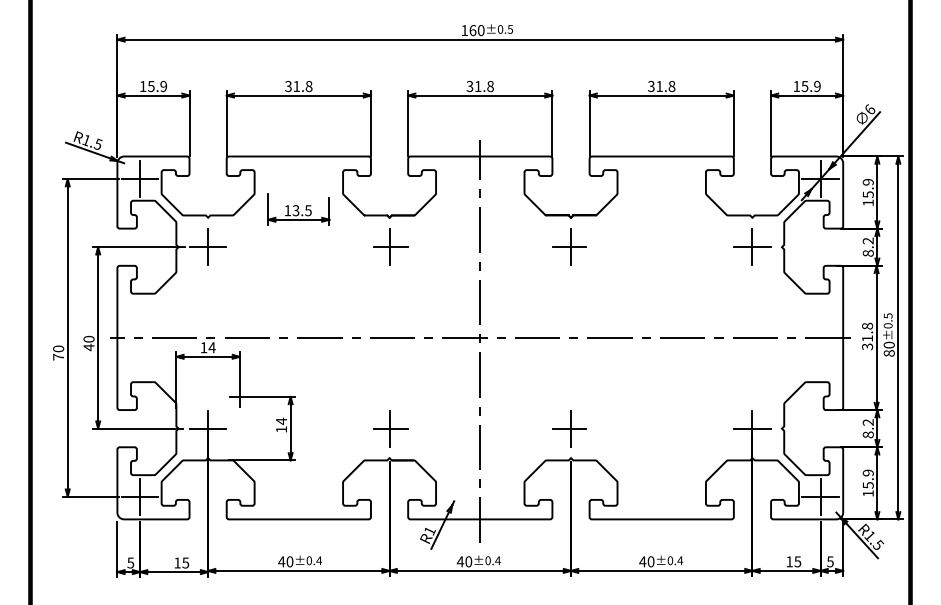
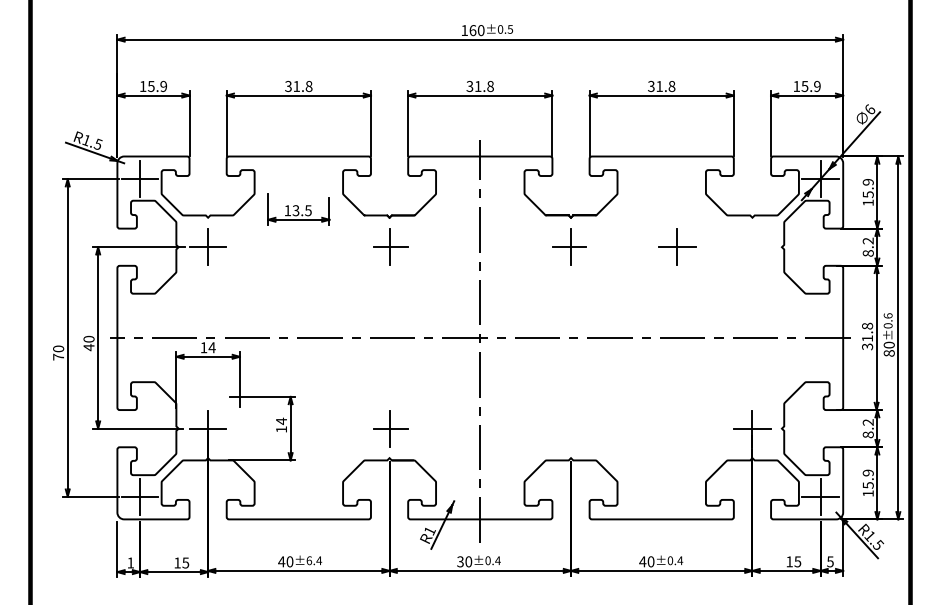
part position: (752, 246) -> (677, 246) (677, 246)
text: ±0.5 -> ±0.6 (887, 315)
part: present -> none (569, 428)
text: ±0.4 -> ±6.4 (309, 560)
text: 40 -> 30 (460, 561)
text: 5 -> 1 (130, 562)
